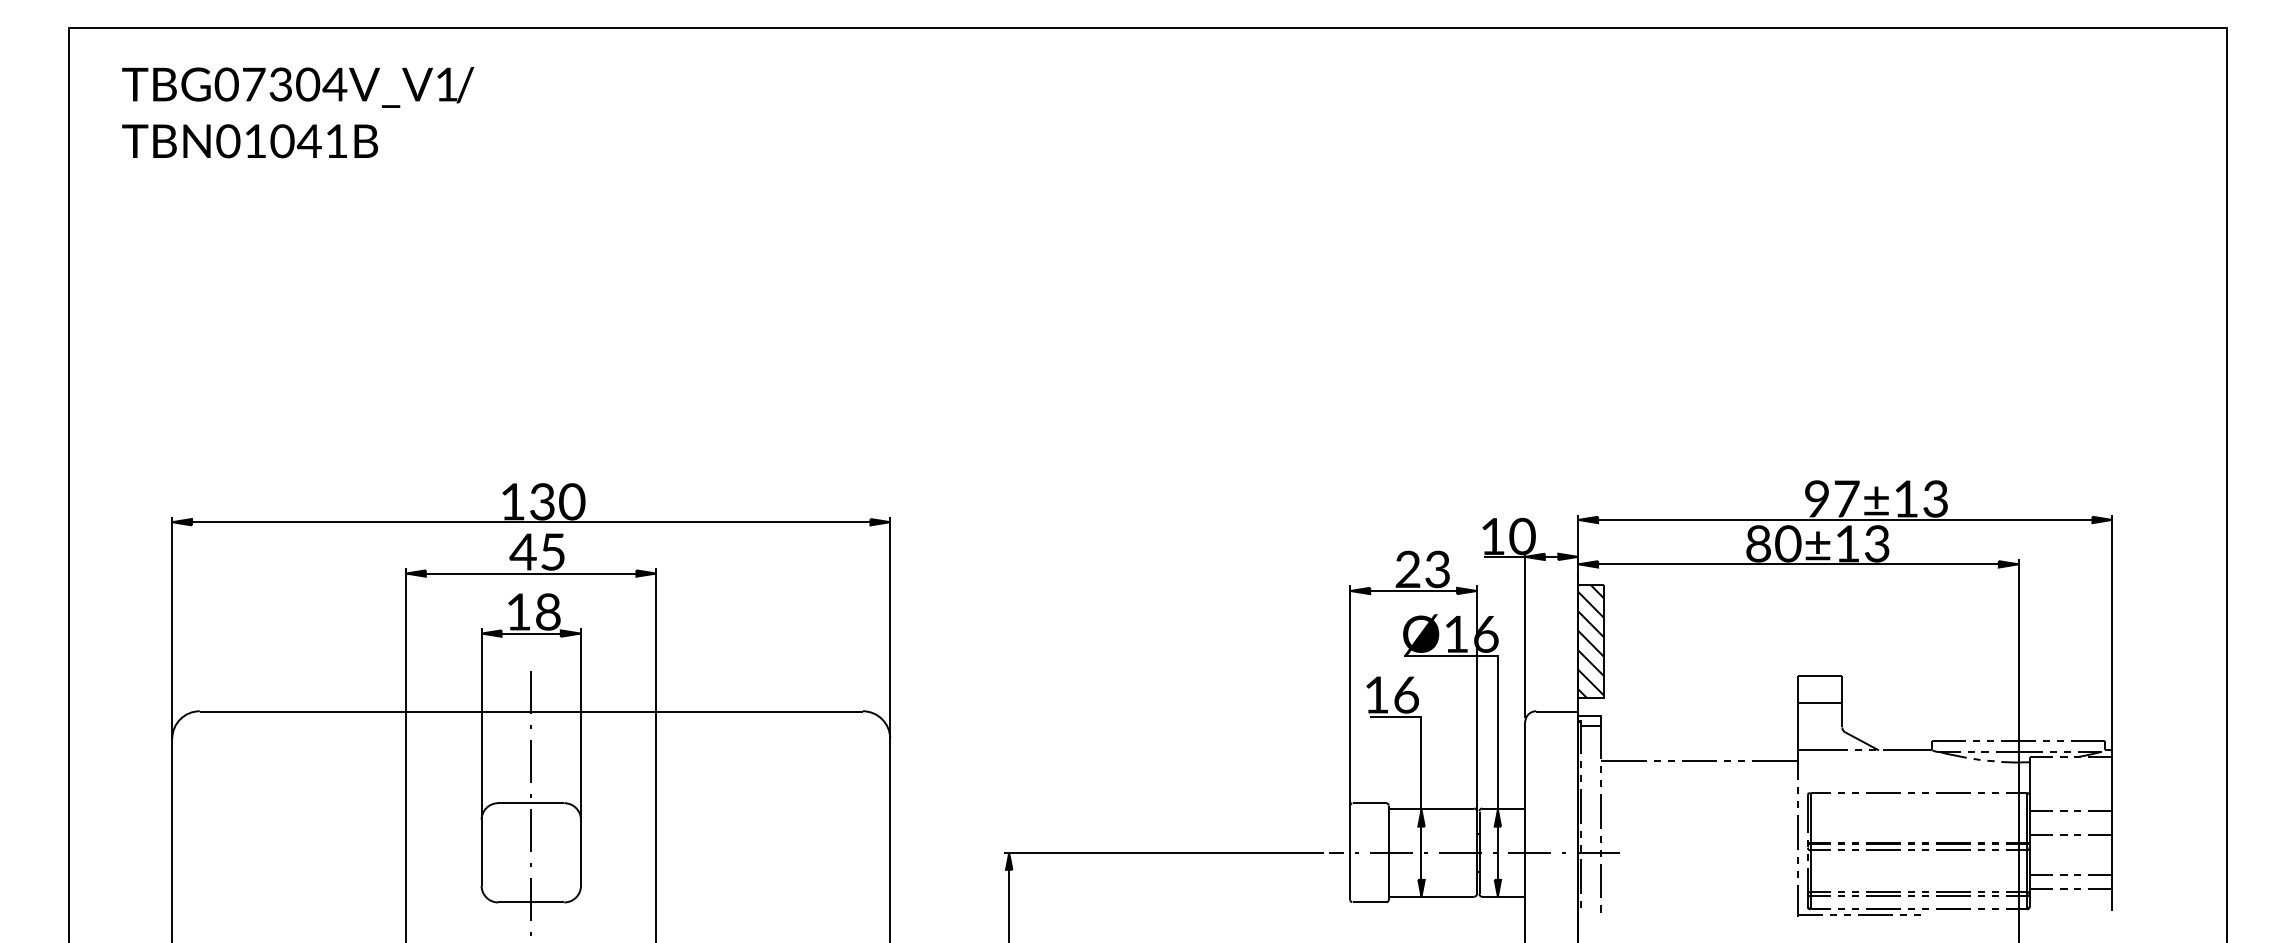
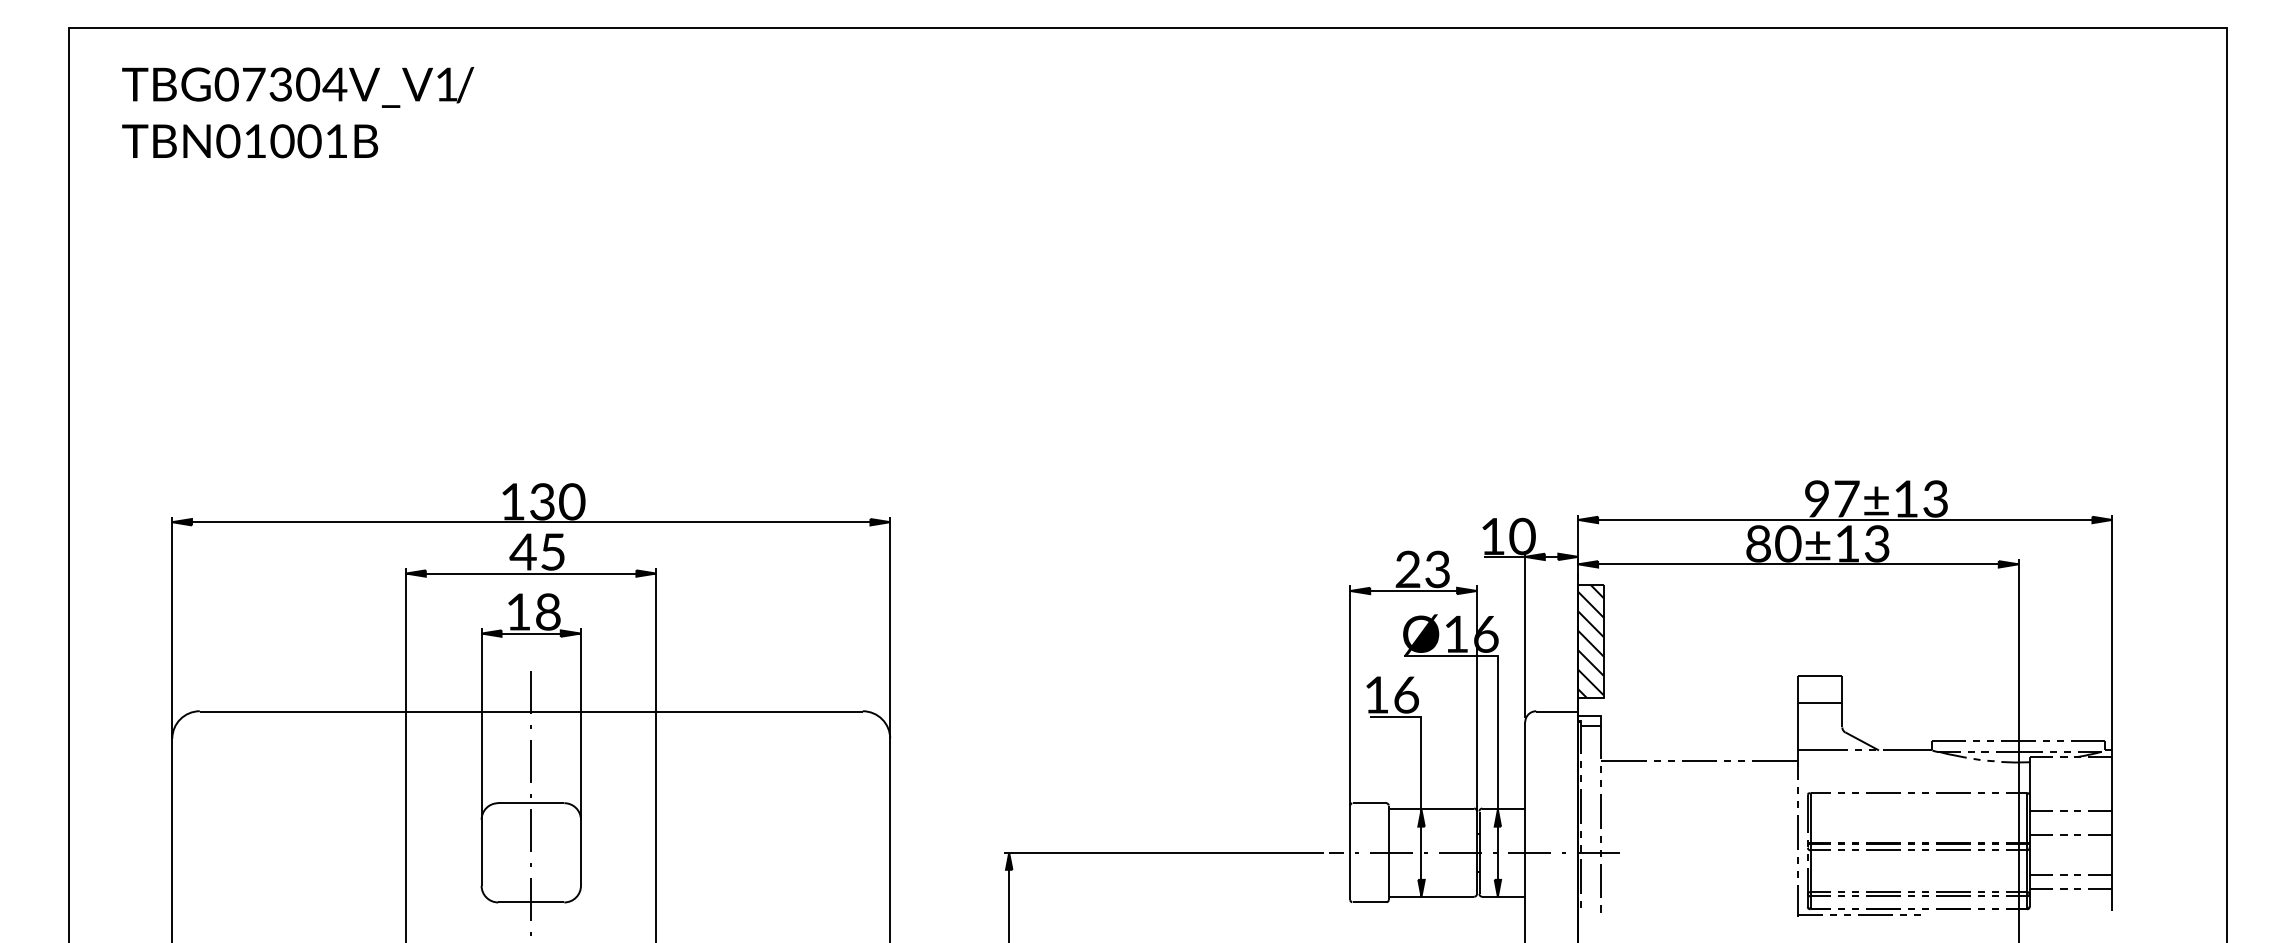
text: TBN01041B -> TBN01001B (308, 141)
